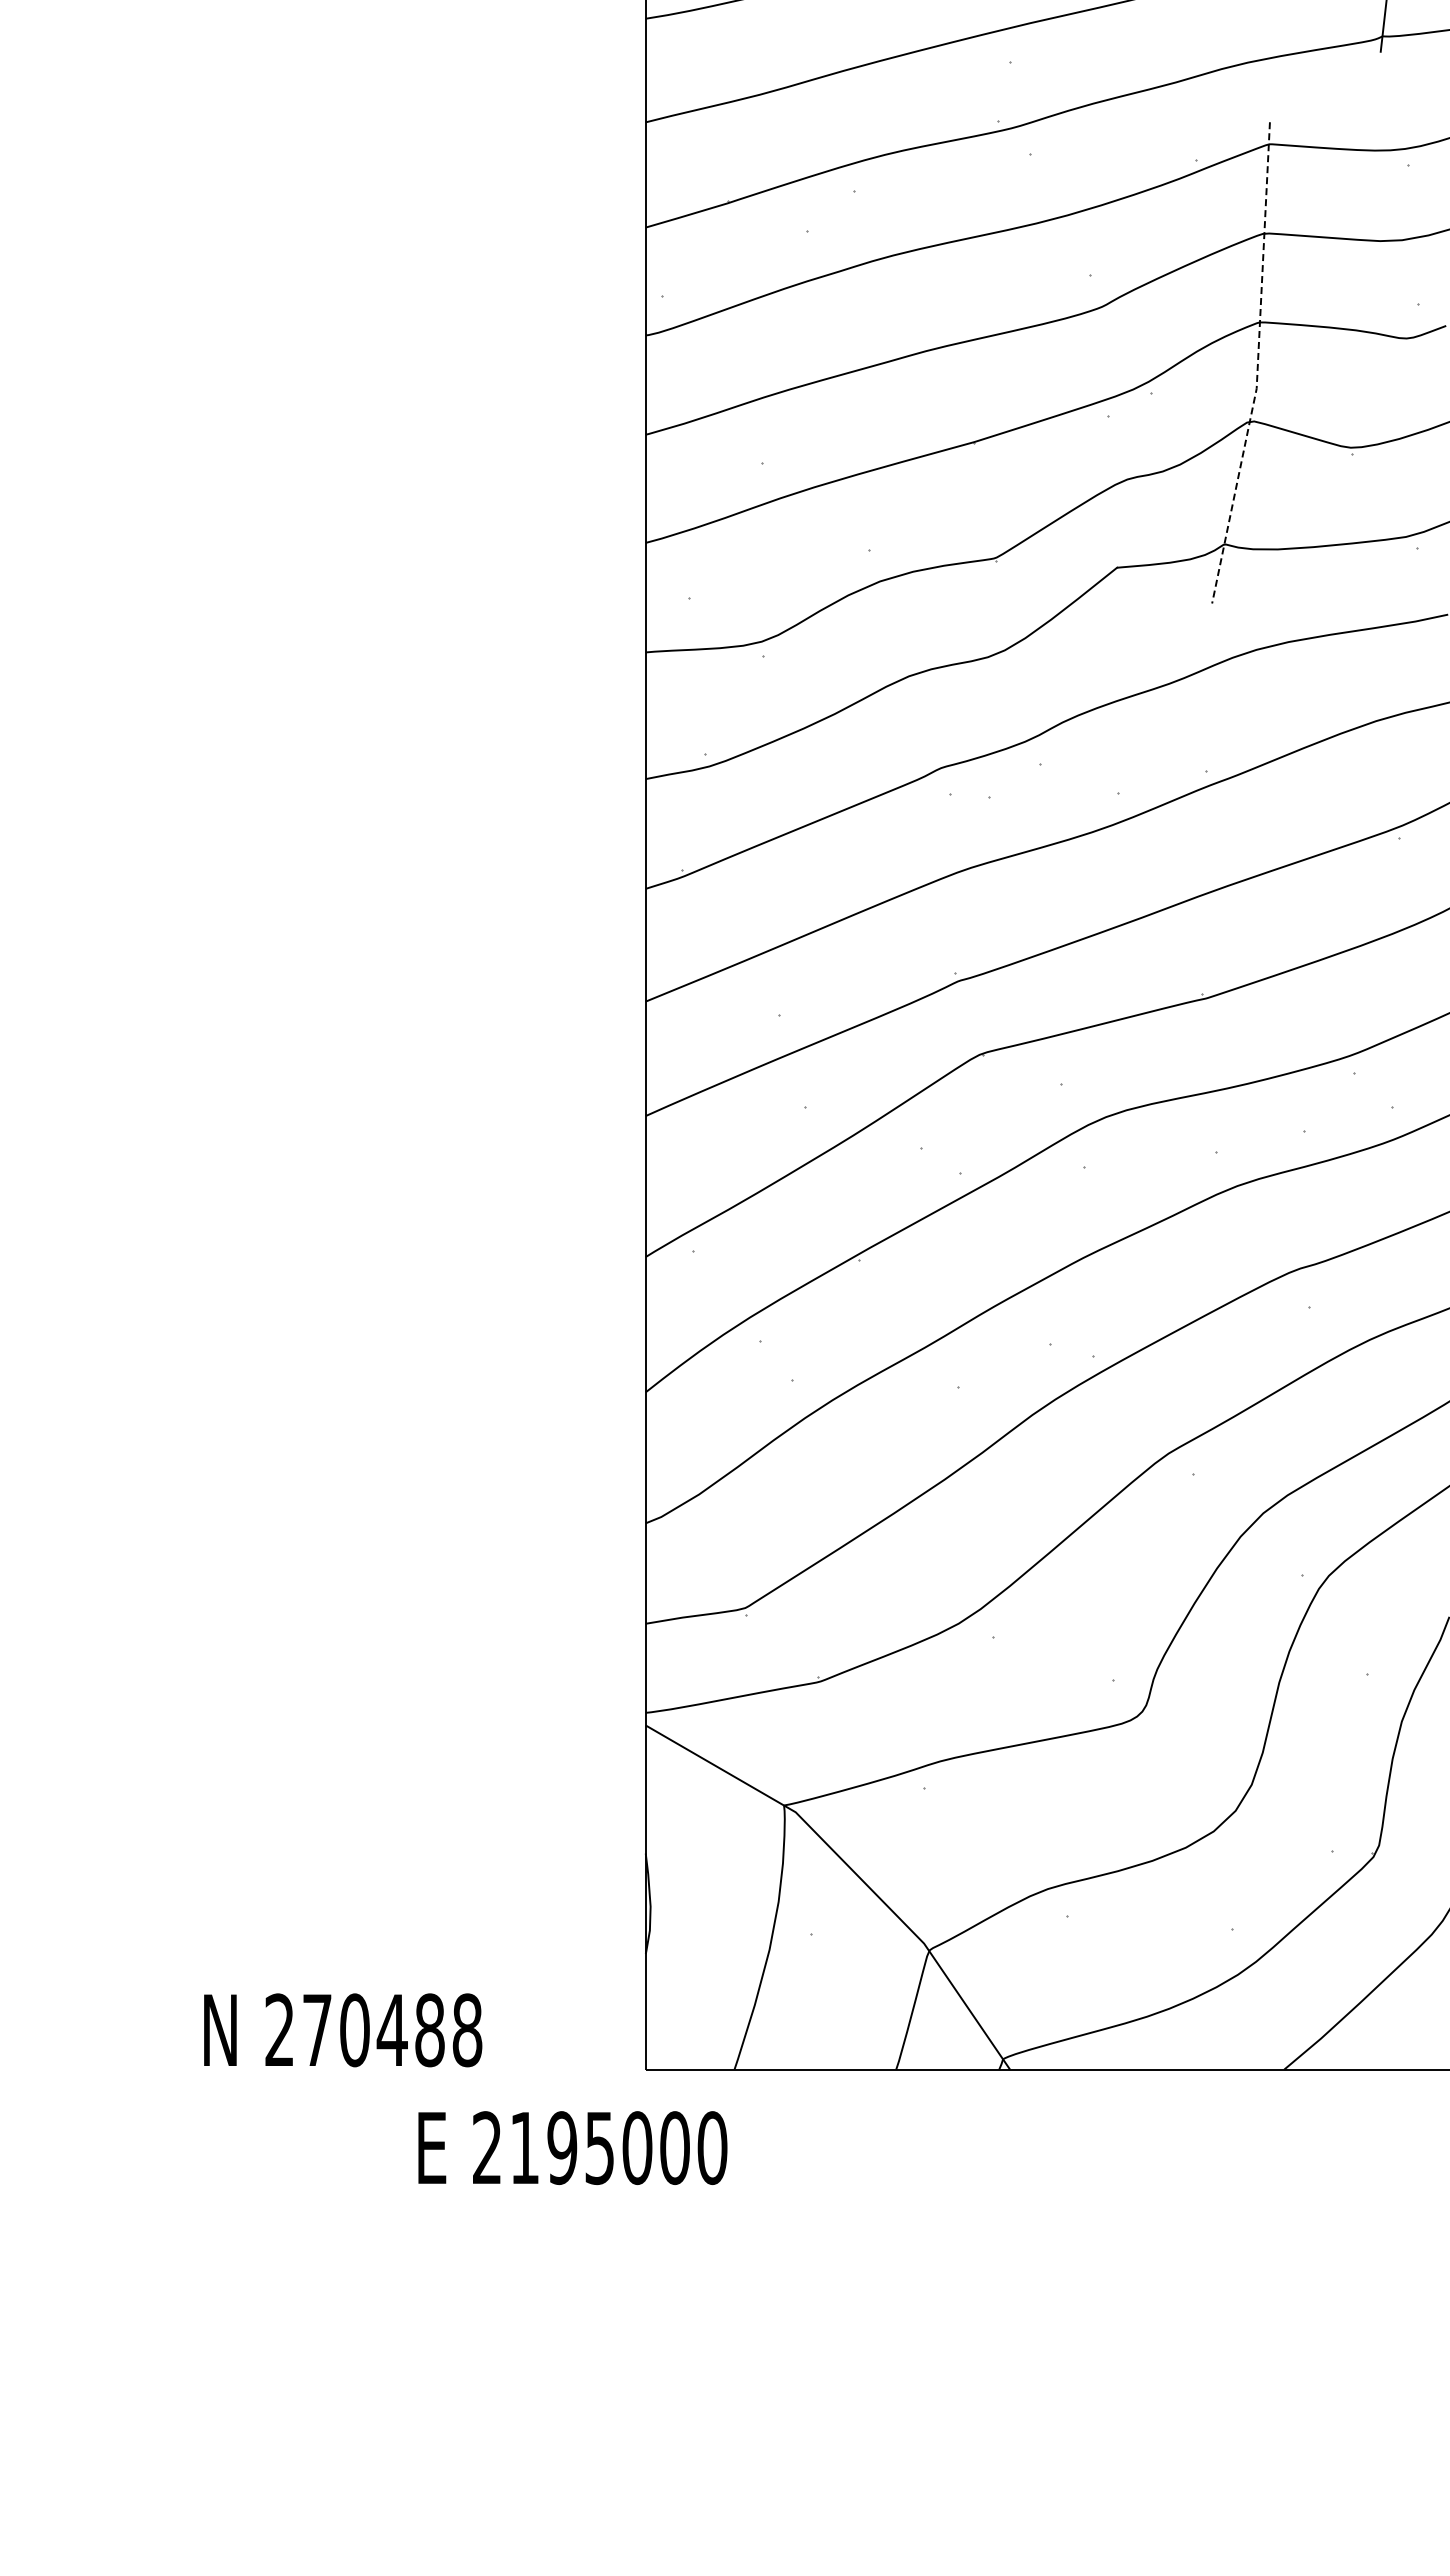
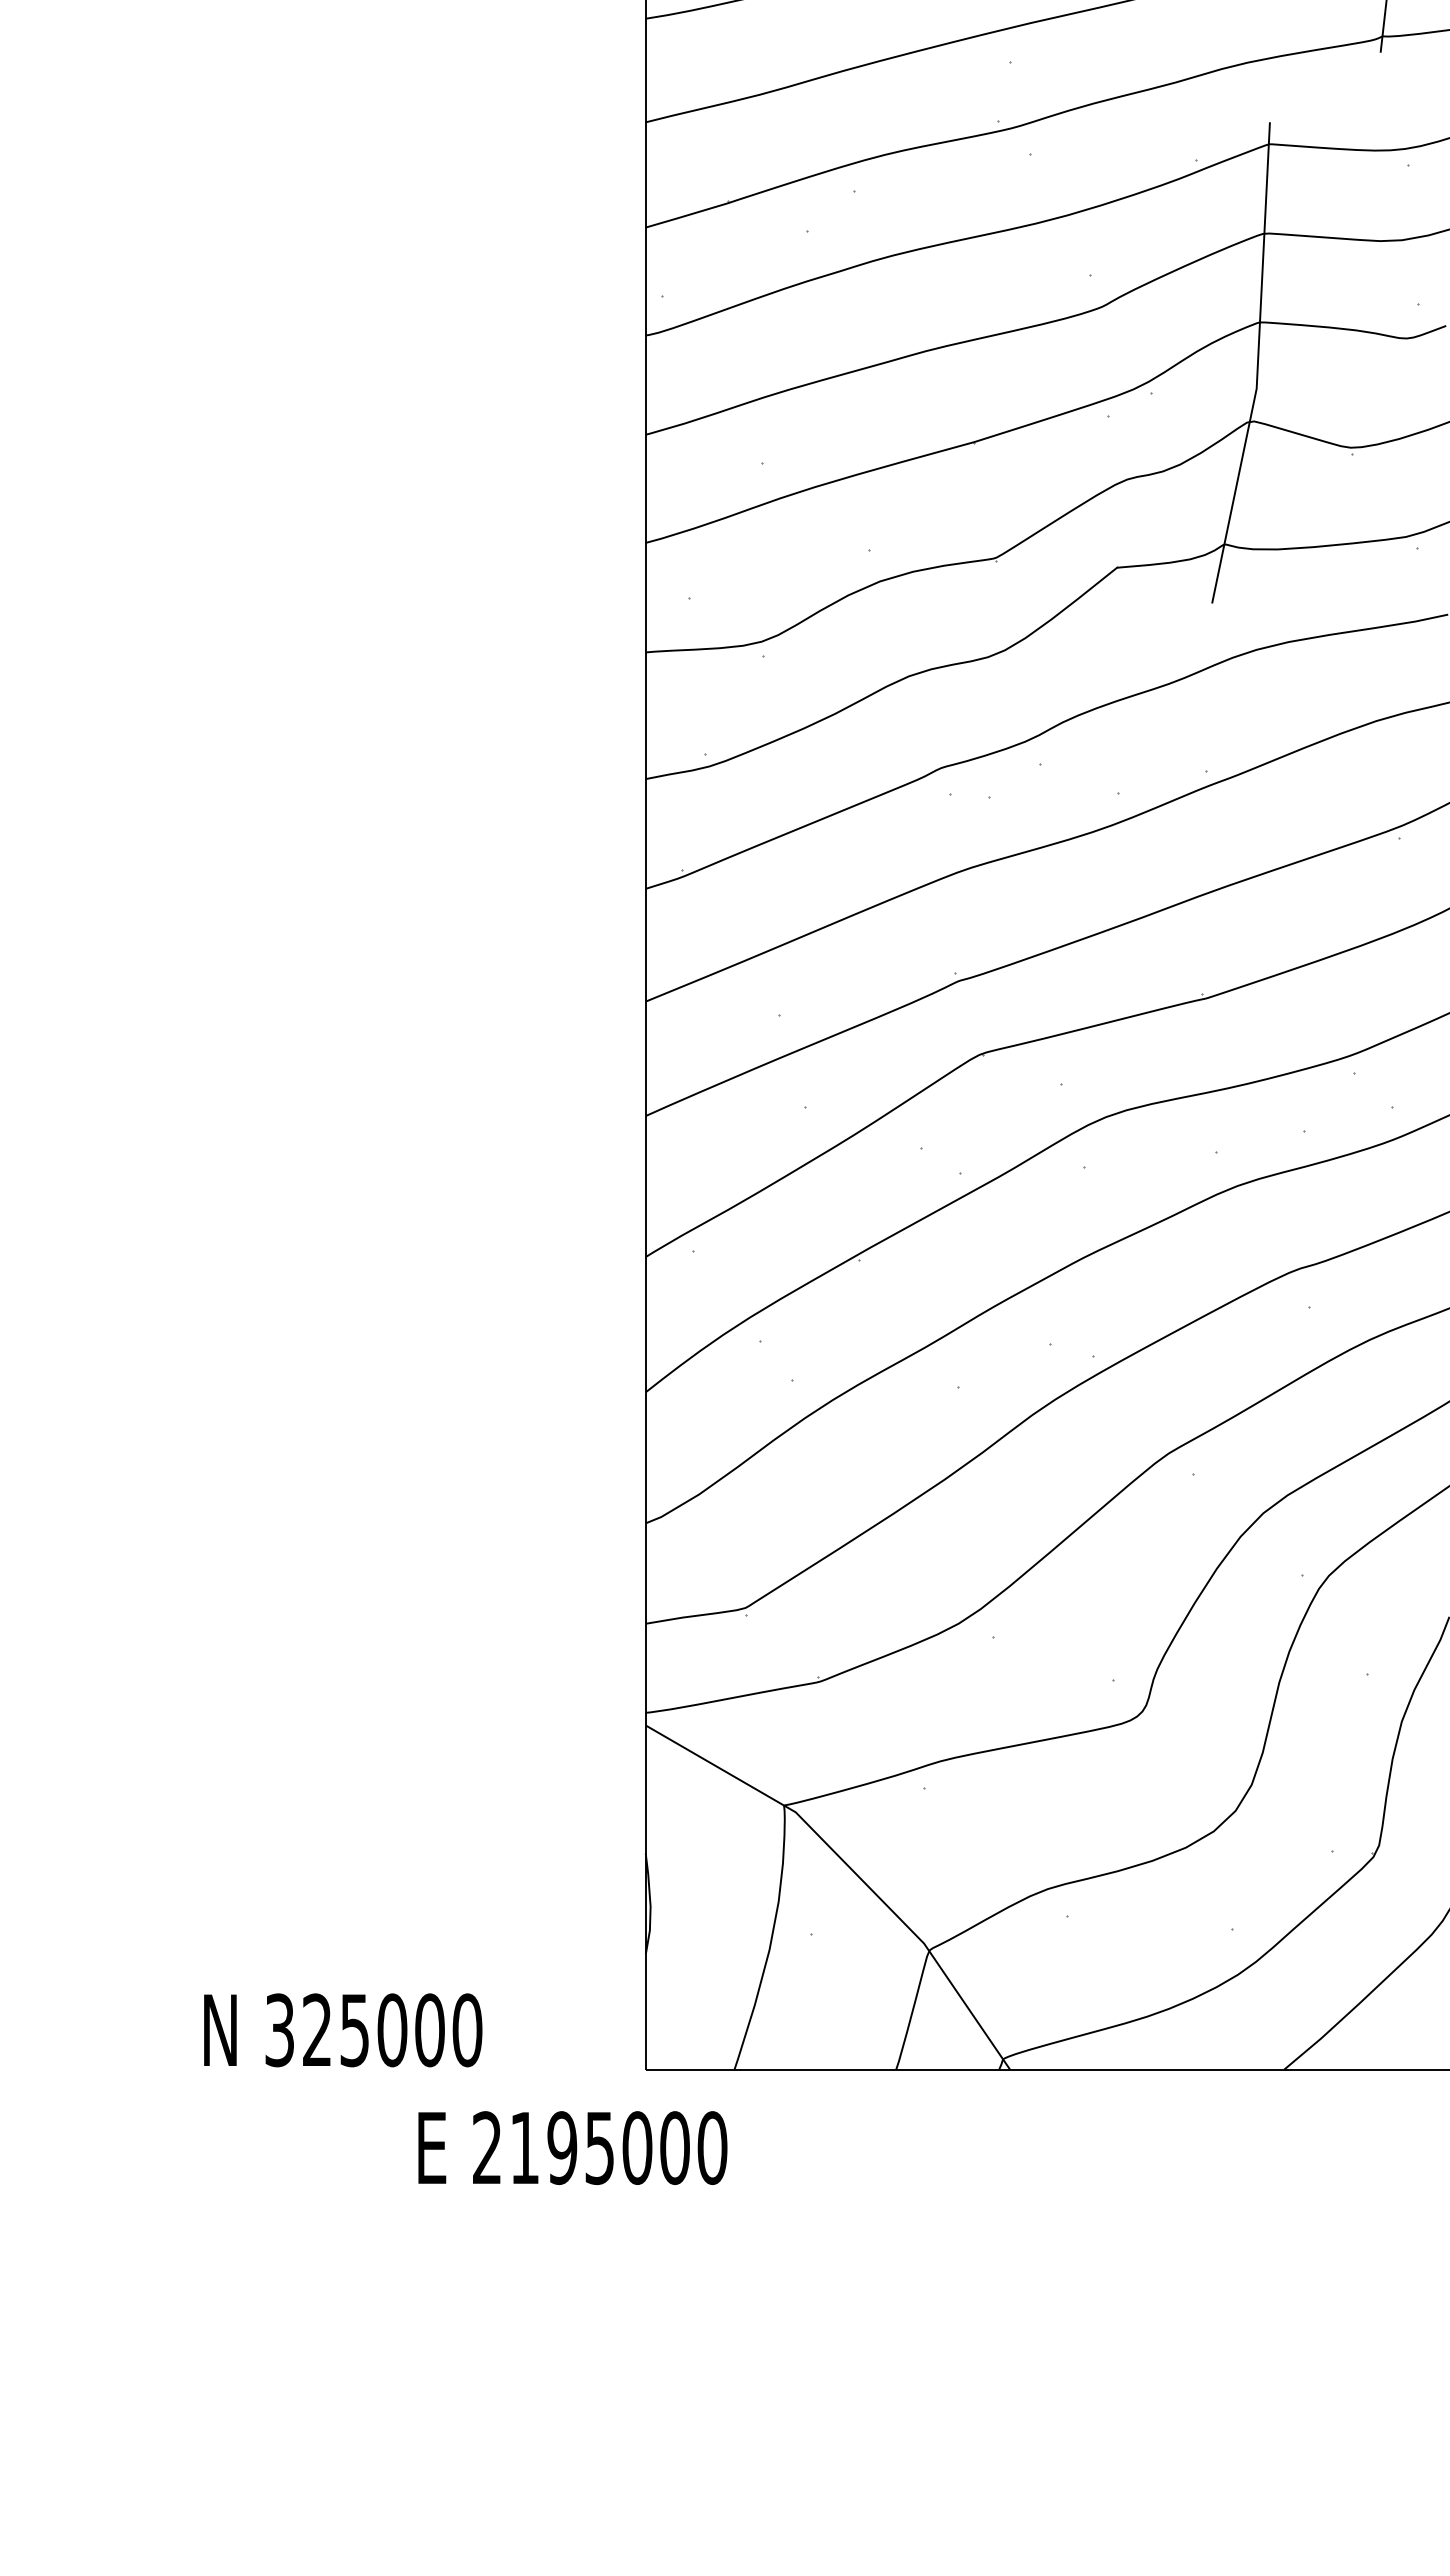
line: dashed -> solid (1257, 365)
text: 270488 -> 325000 (373, 2030)
